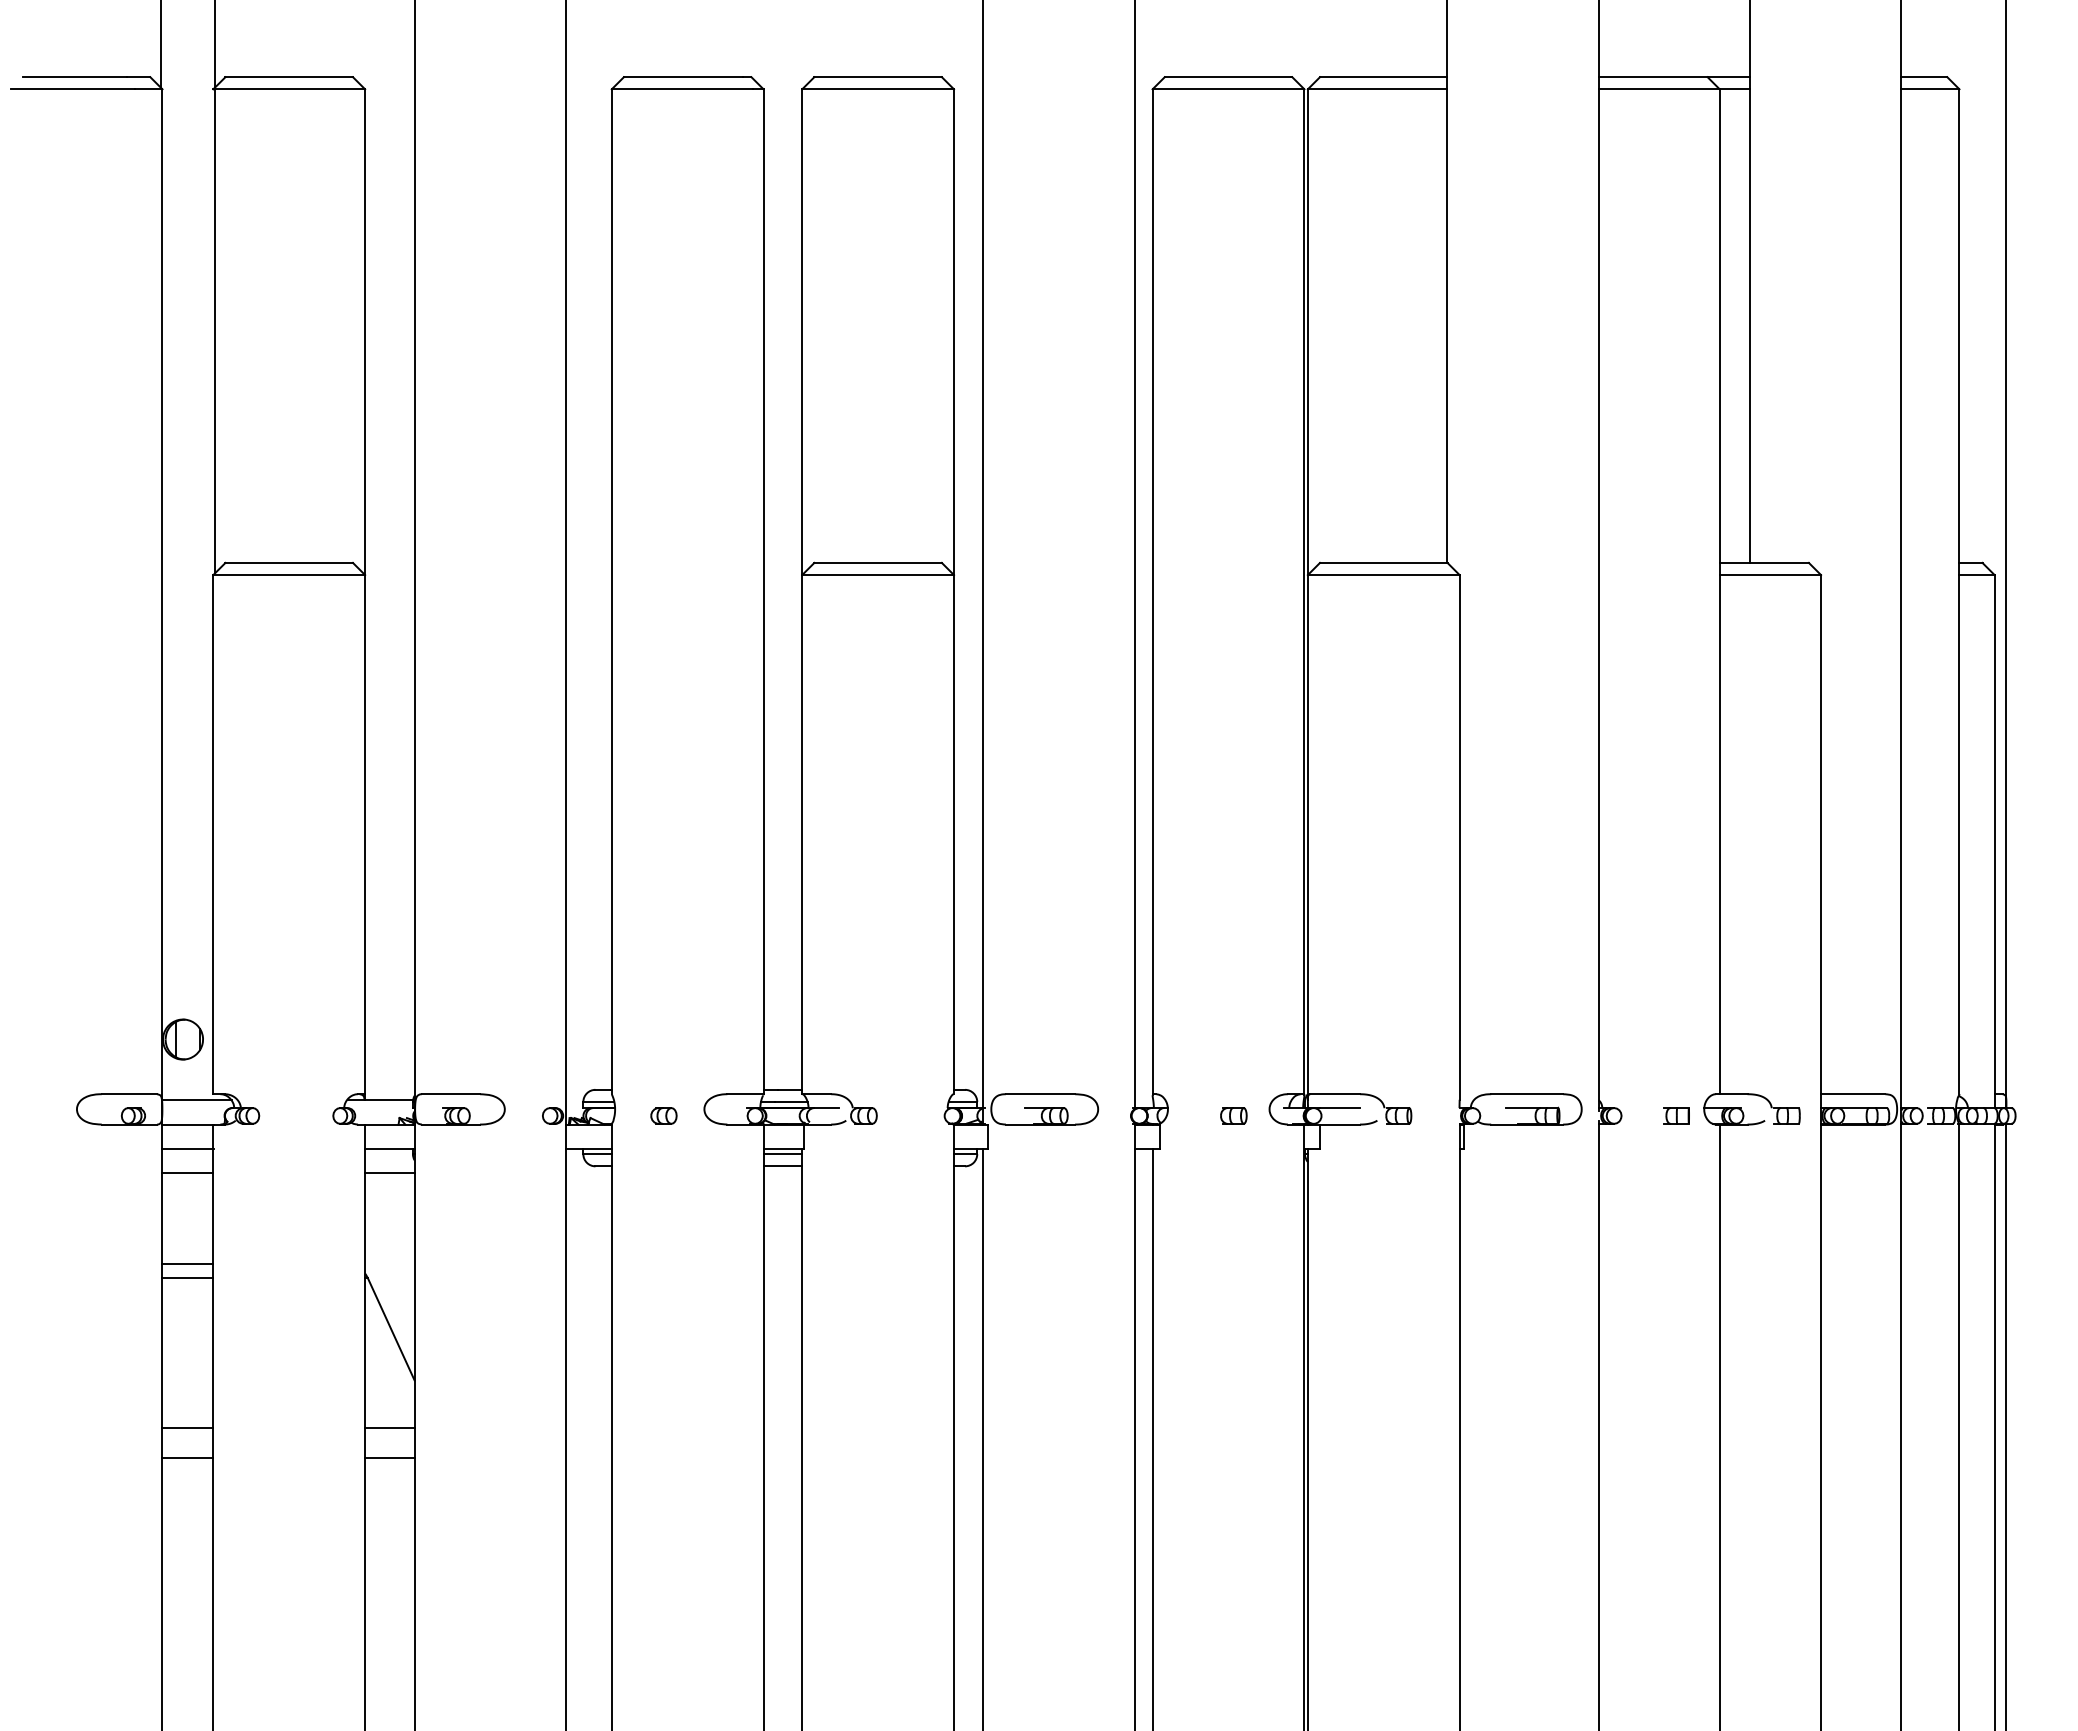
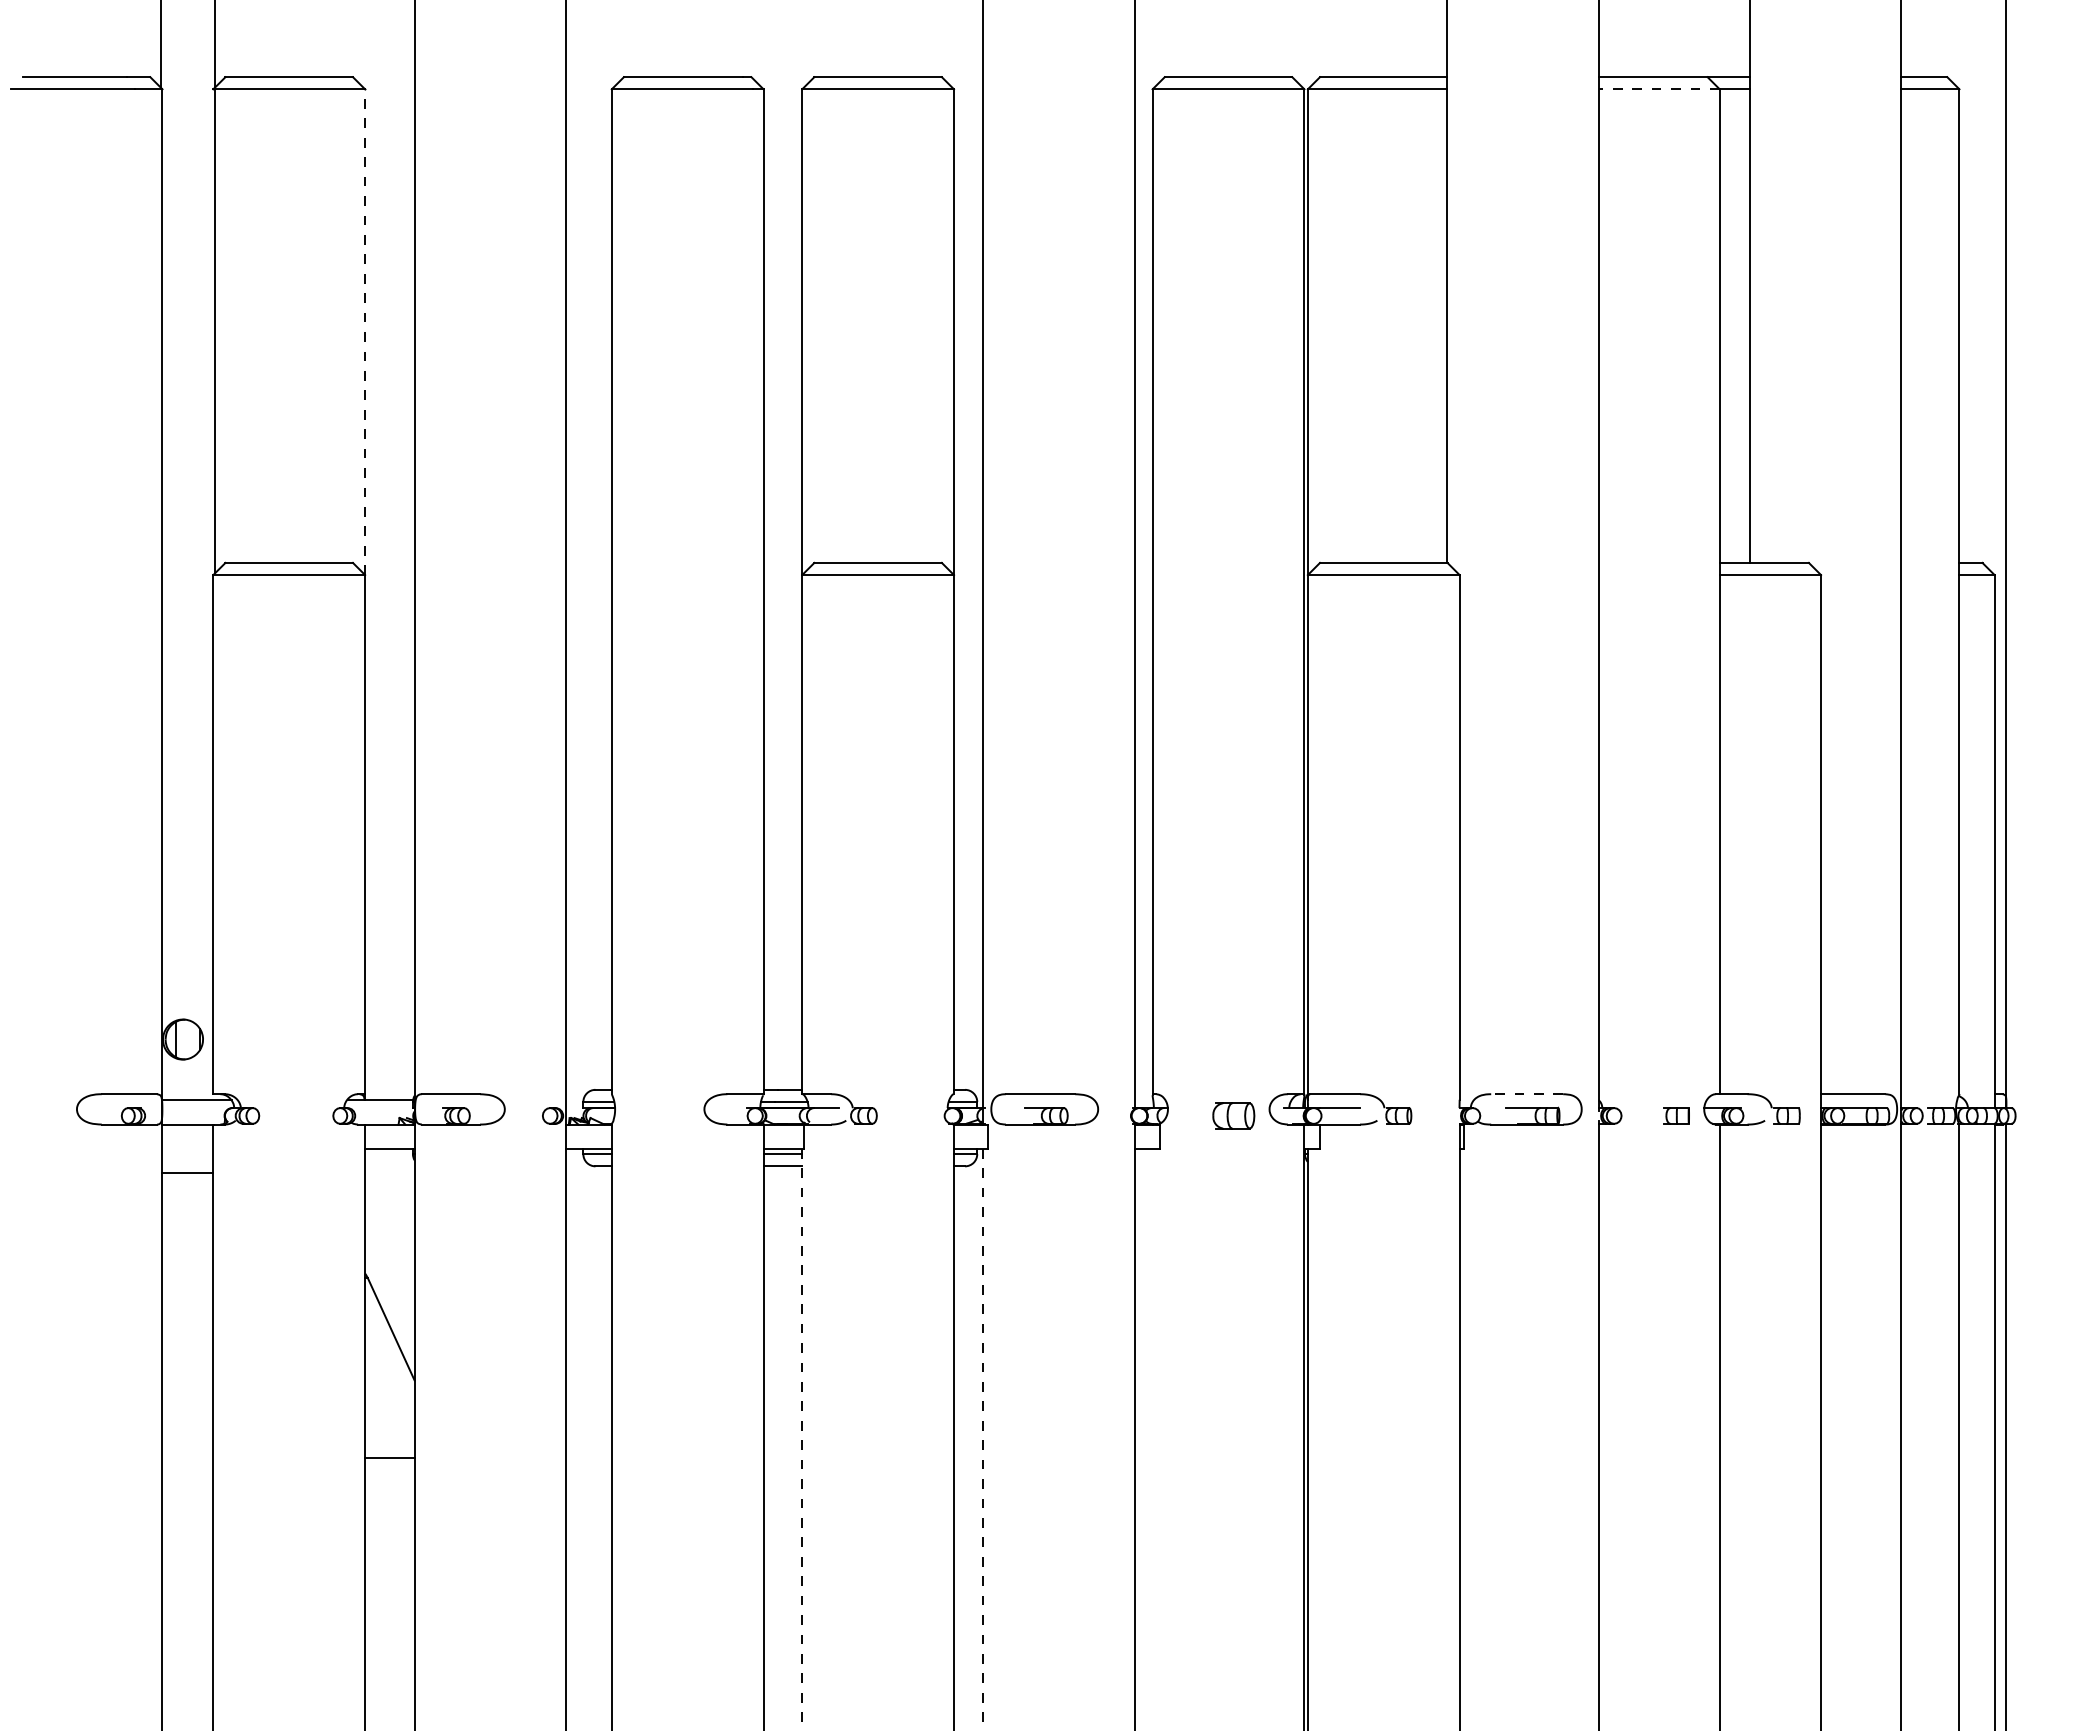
line: solid -> dashed (1659, 89)
line: solid -> dashed (365, 332)
line: solid -> dashed (1527, 1094)
part: present -> none (663, 1115)
part size: 28x18 px -> 44x28 px (1233, 1115)
line: present -> none (187, 1148)
line: present -> none (389, 1173)
line: present -> none (187, 1263)
line: present -> none (187, 1278)
line: present -> none (187, 1427)
line: present -> none (389, 1427)
line: present -> none (1152, 1437)
line: solid -> dashed (802, 1439)
line: solid -> dashed (983, 1440)
line: present -> none (187, 1458)
